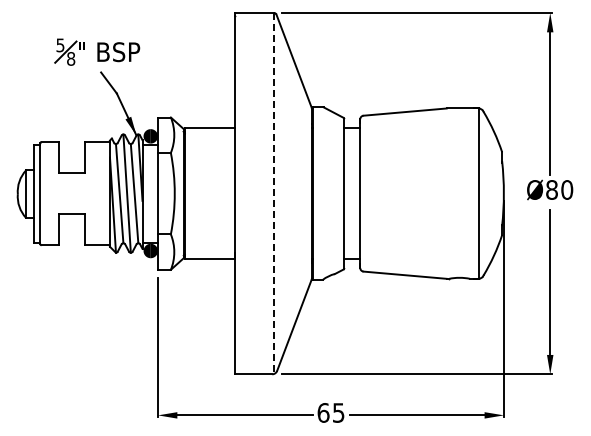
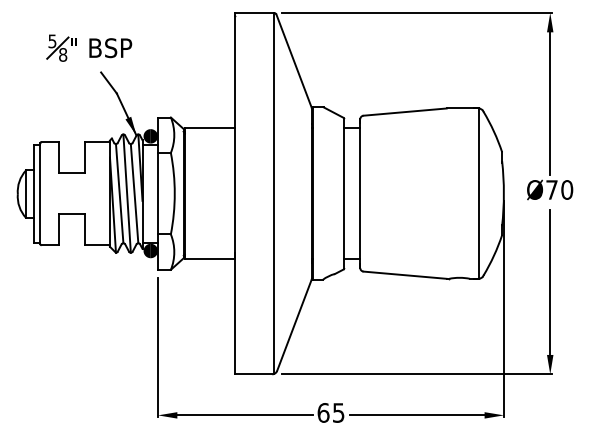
part position: (97, 51) -> (89, 47) (89, 47)
text: Ø80 -> Ø70 (551, 189)
line: dashed -> solid (274, 193)
